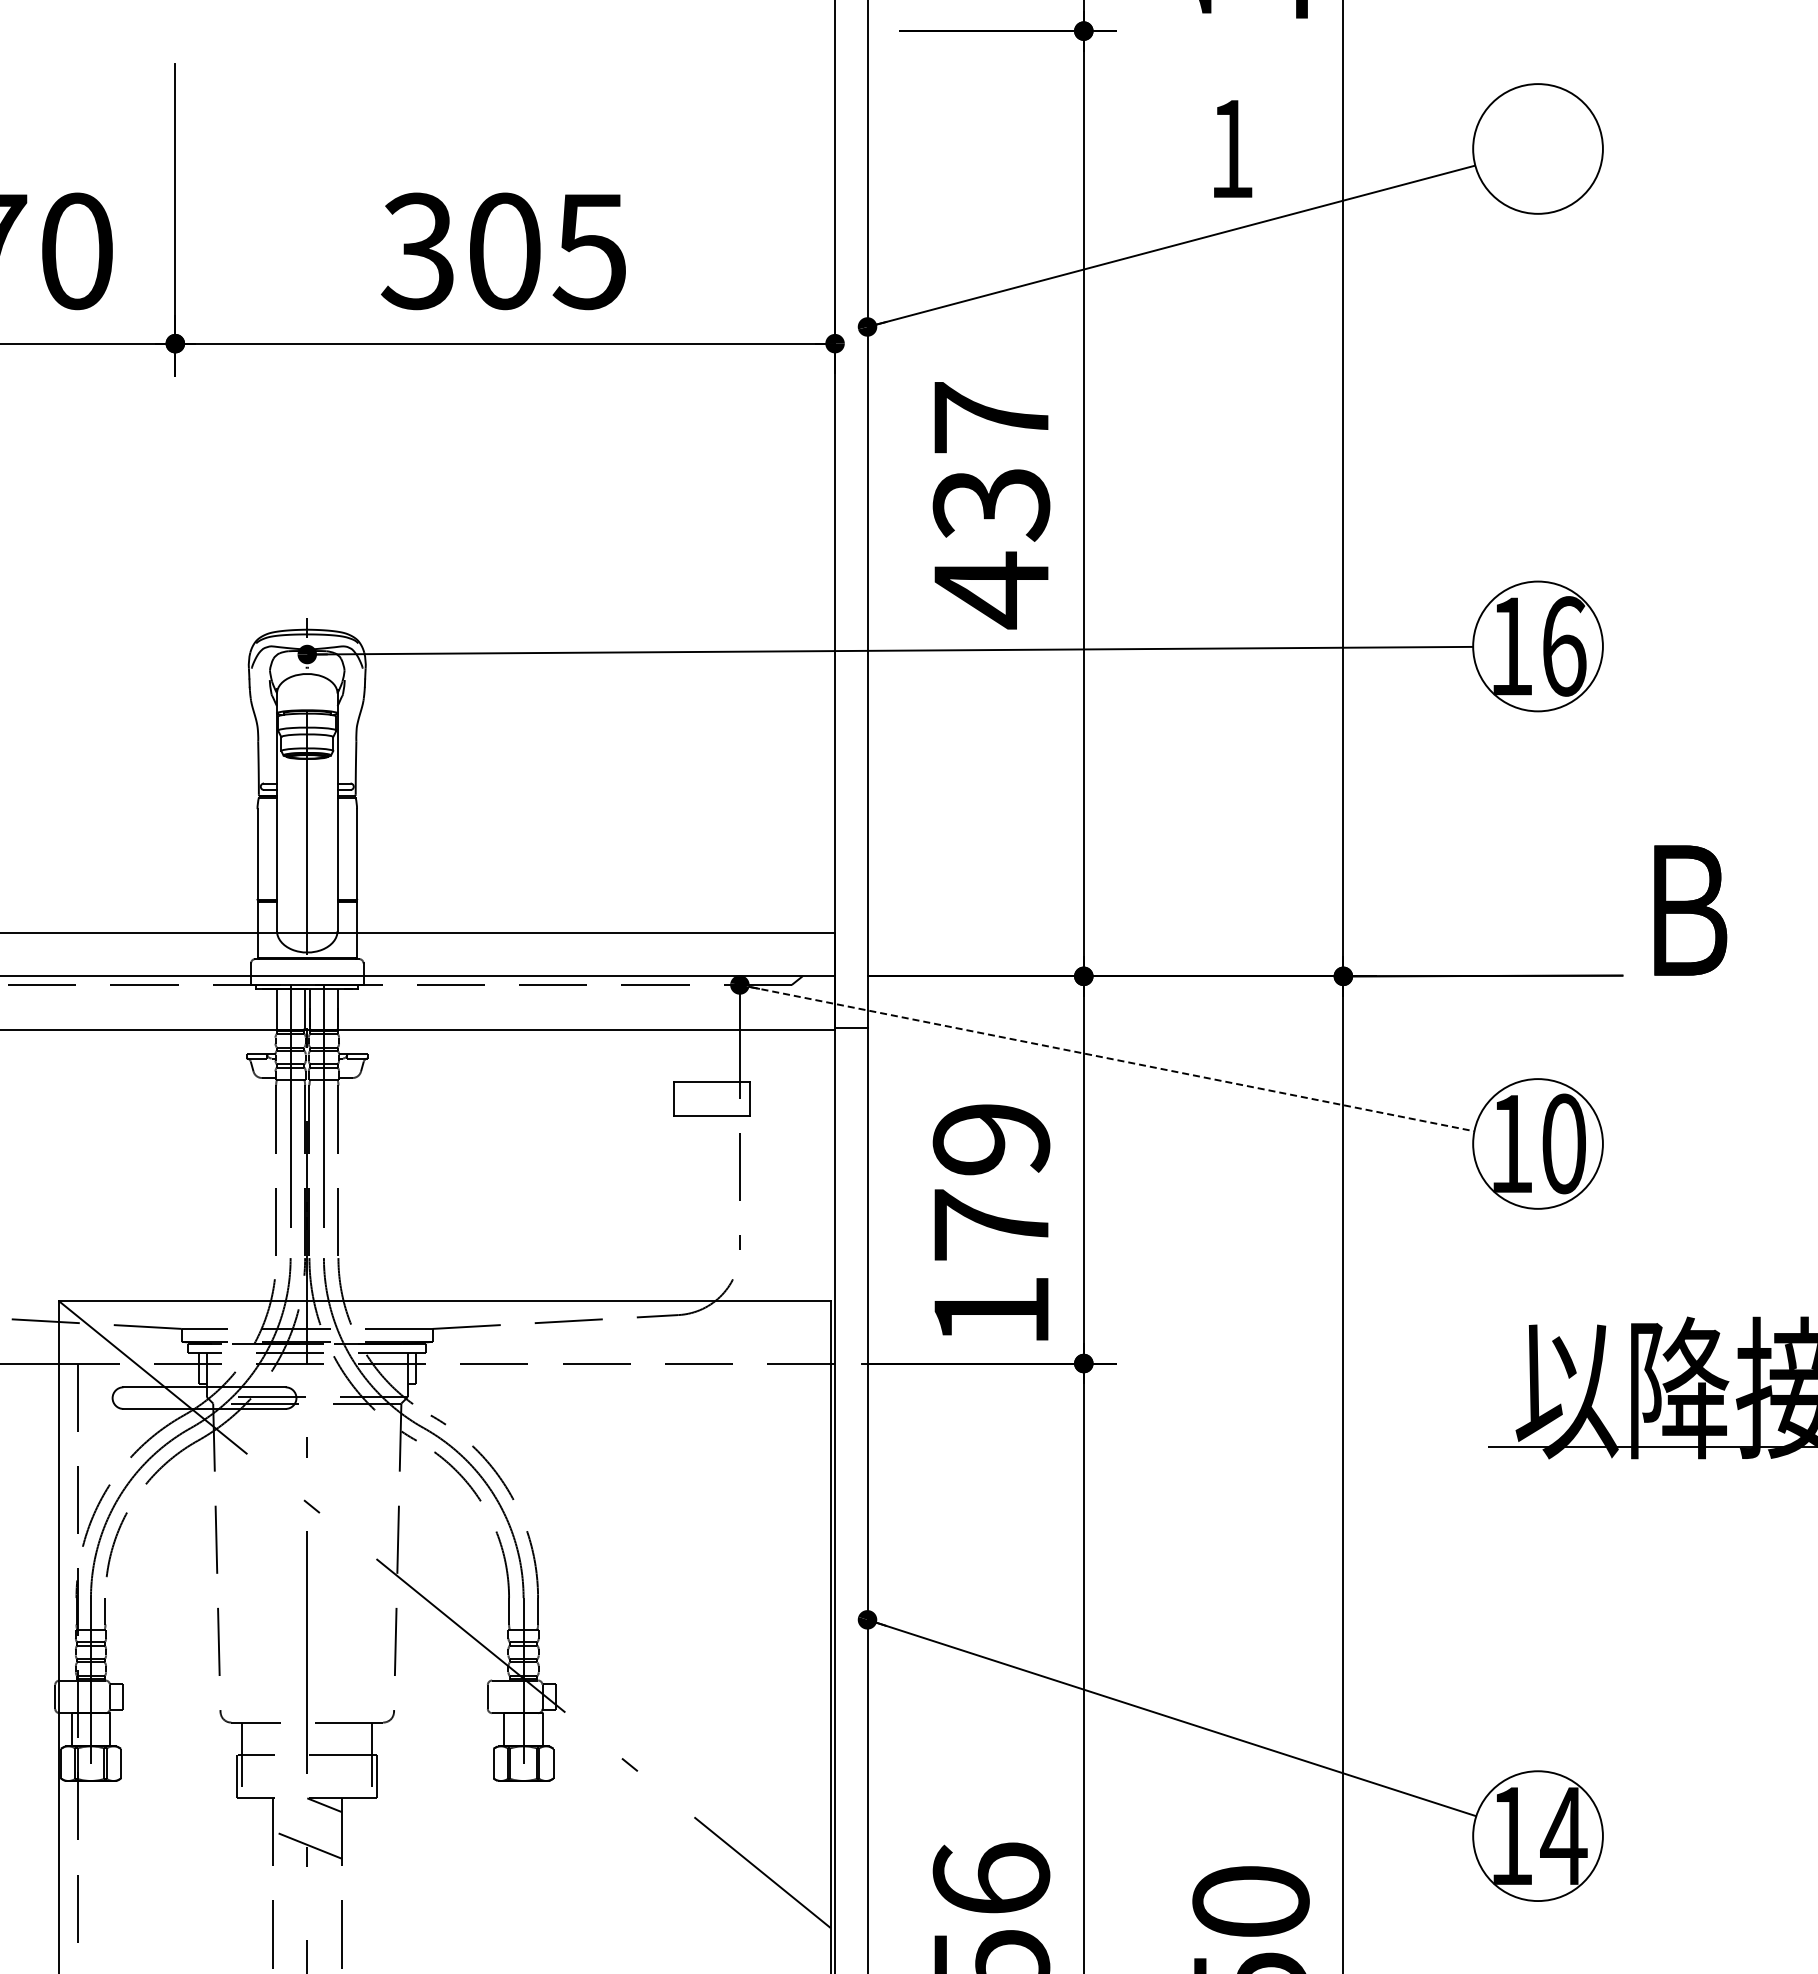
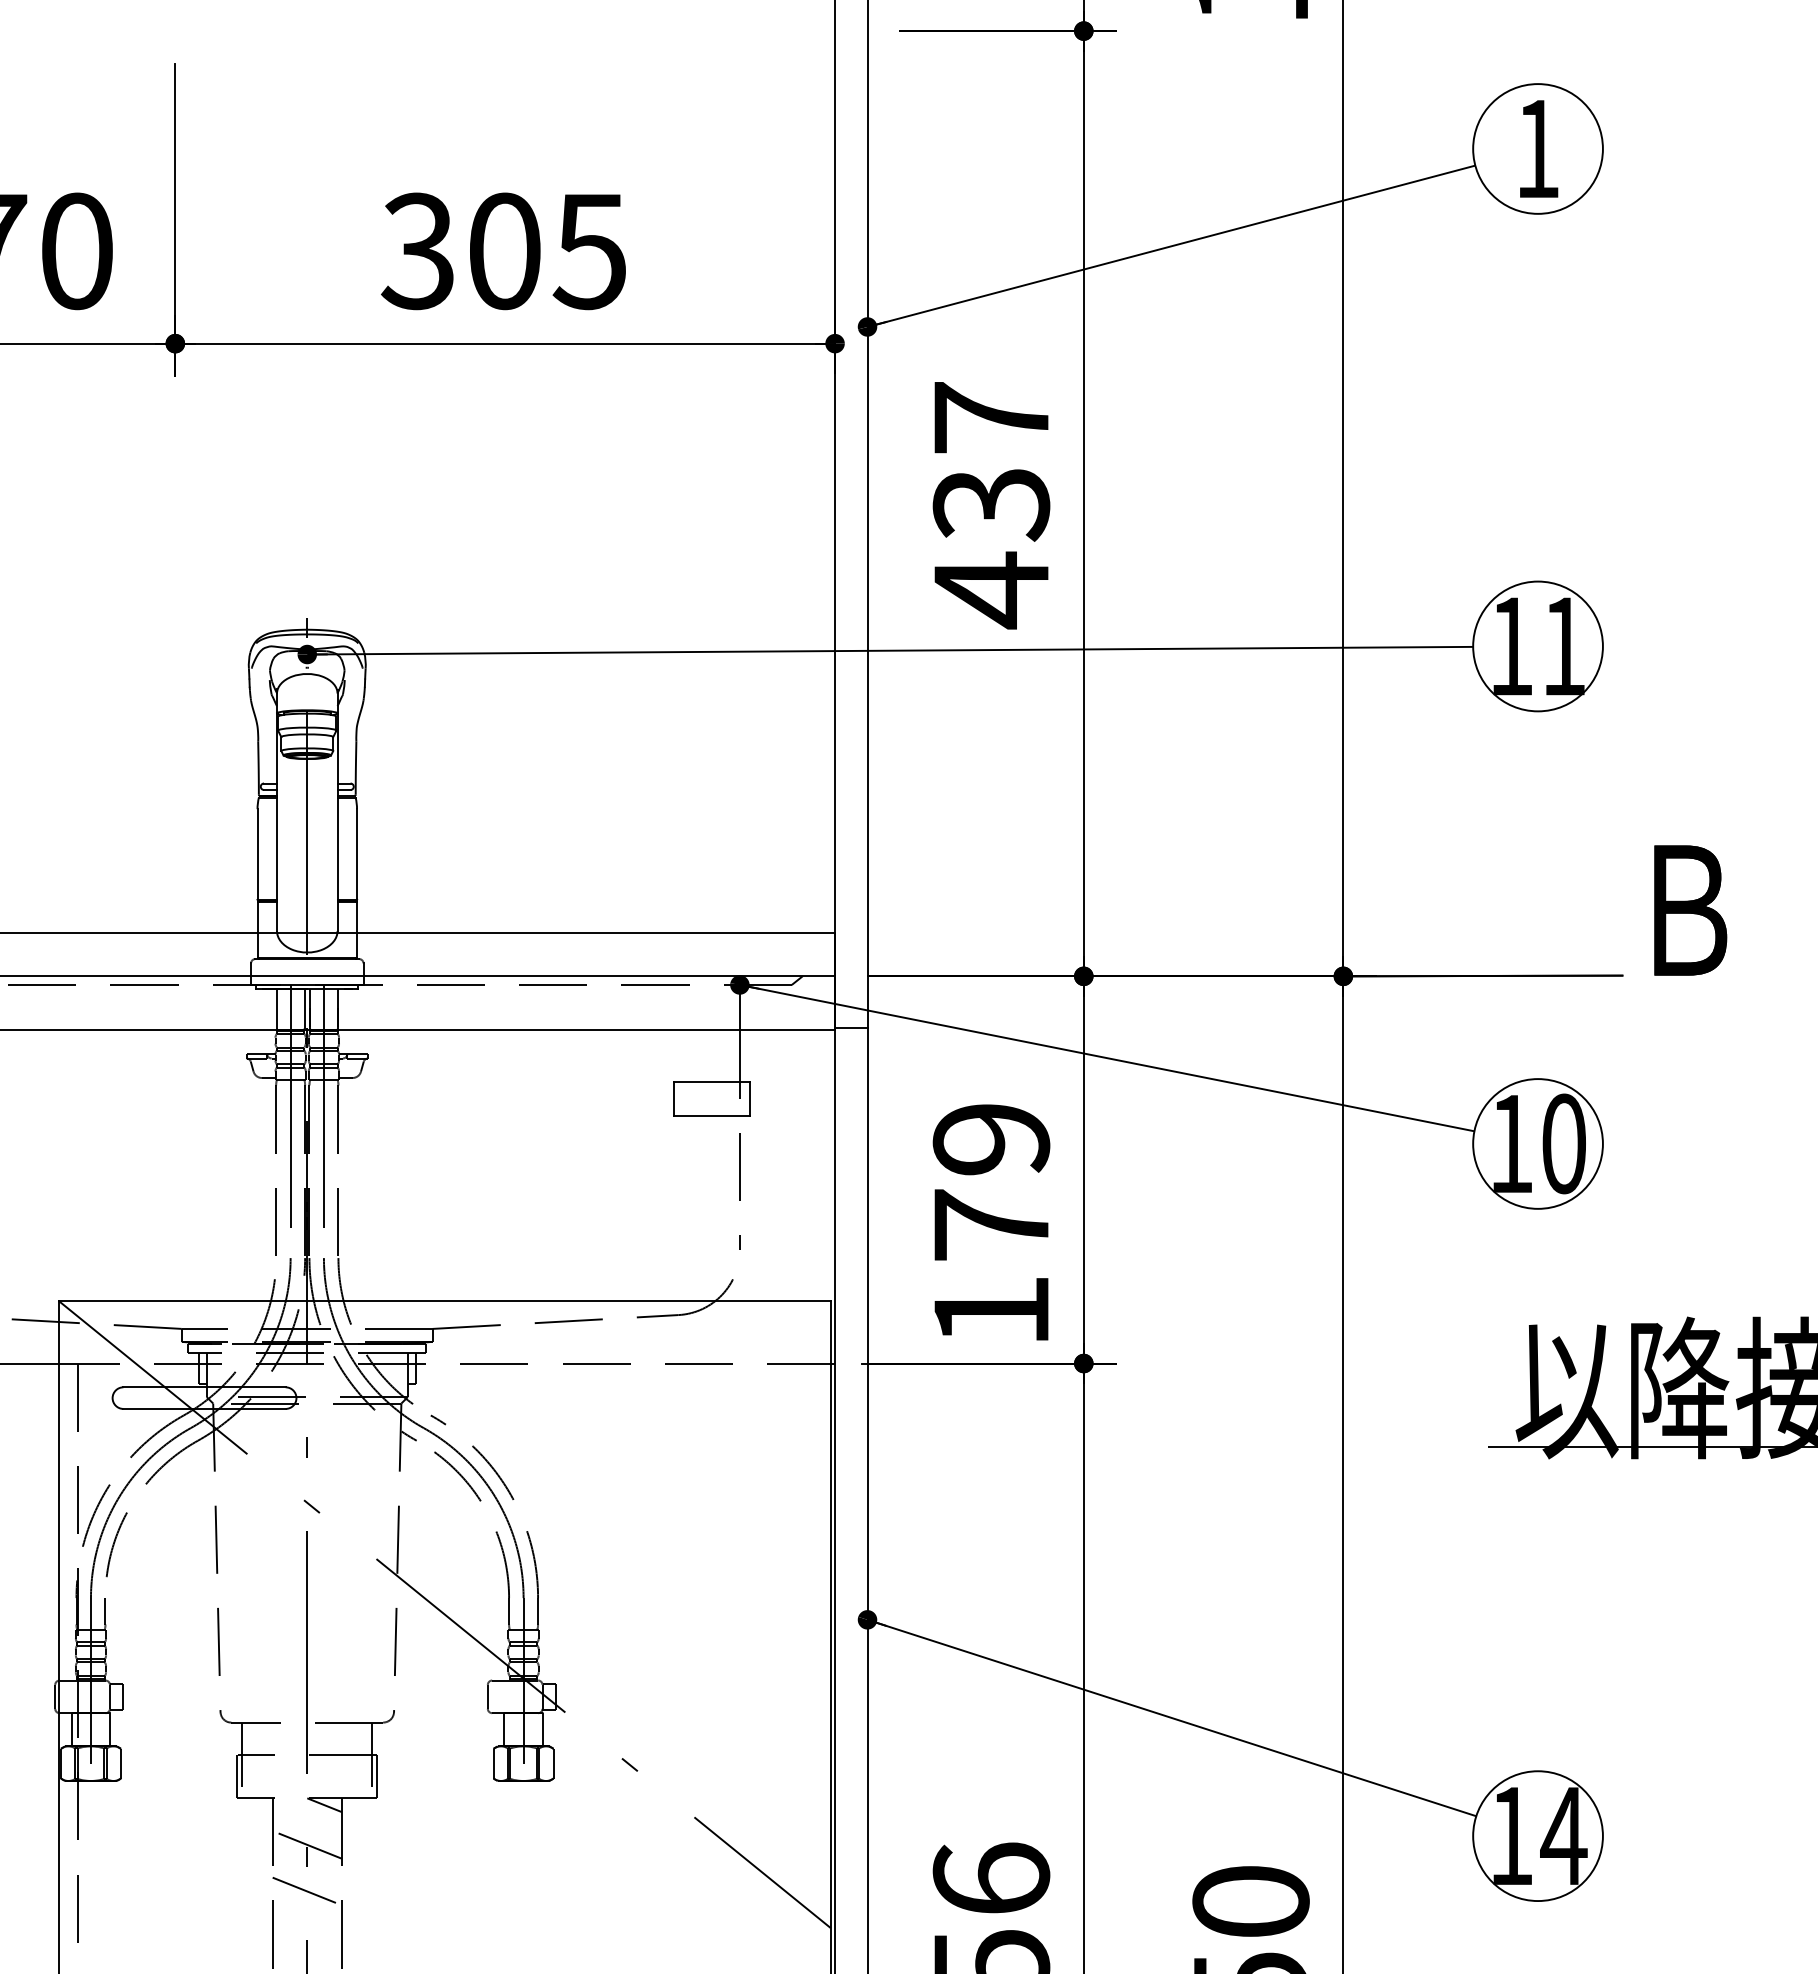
text position: (1233, 148) -> (1539, 148) (1539, 148)
text: 16 -> 11 (1564, 646)
line: dashed -> solid (1107, 1058)
line: none -> present (306, 1891)
